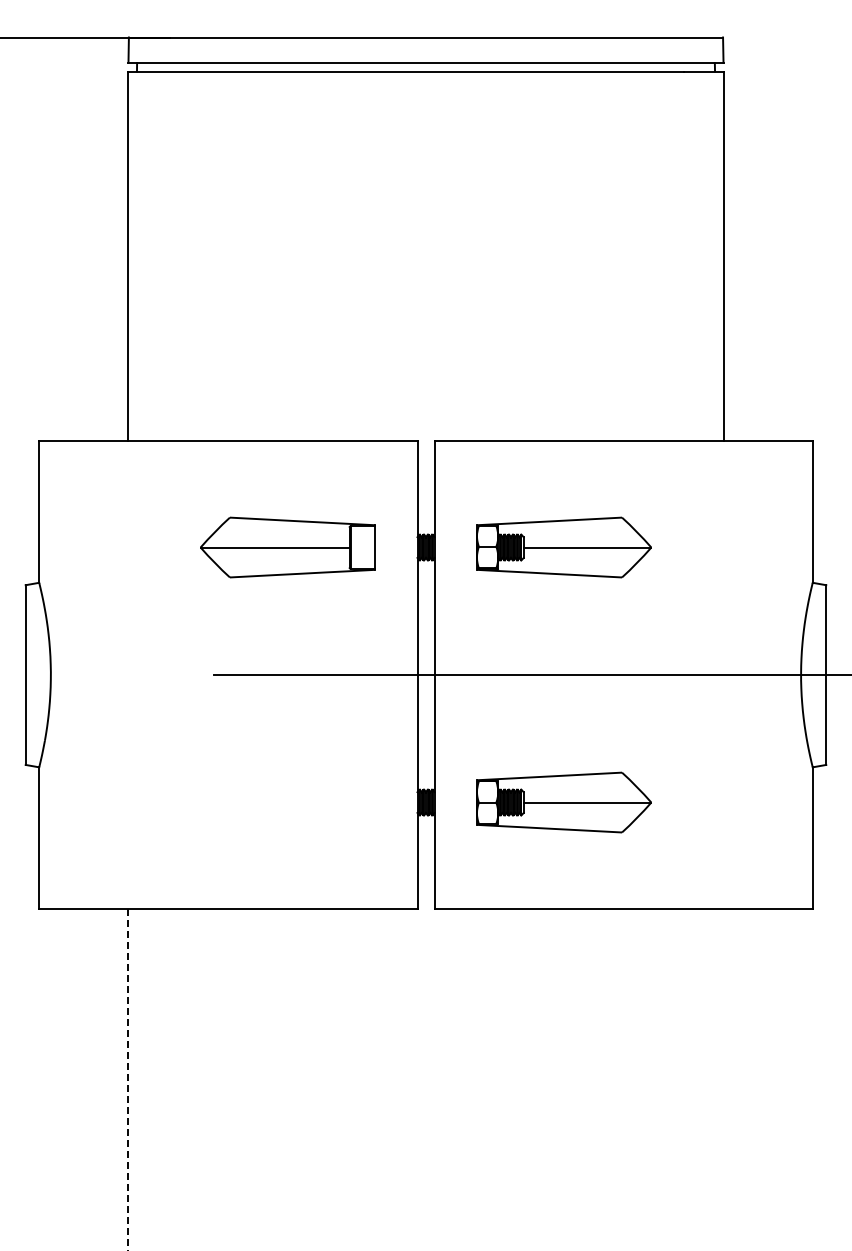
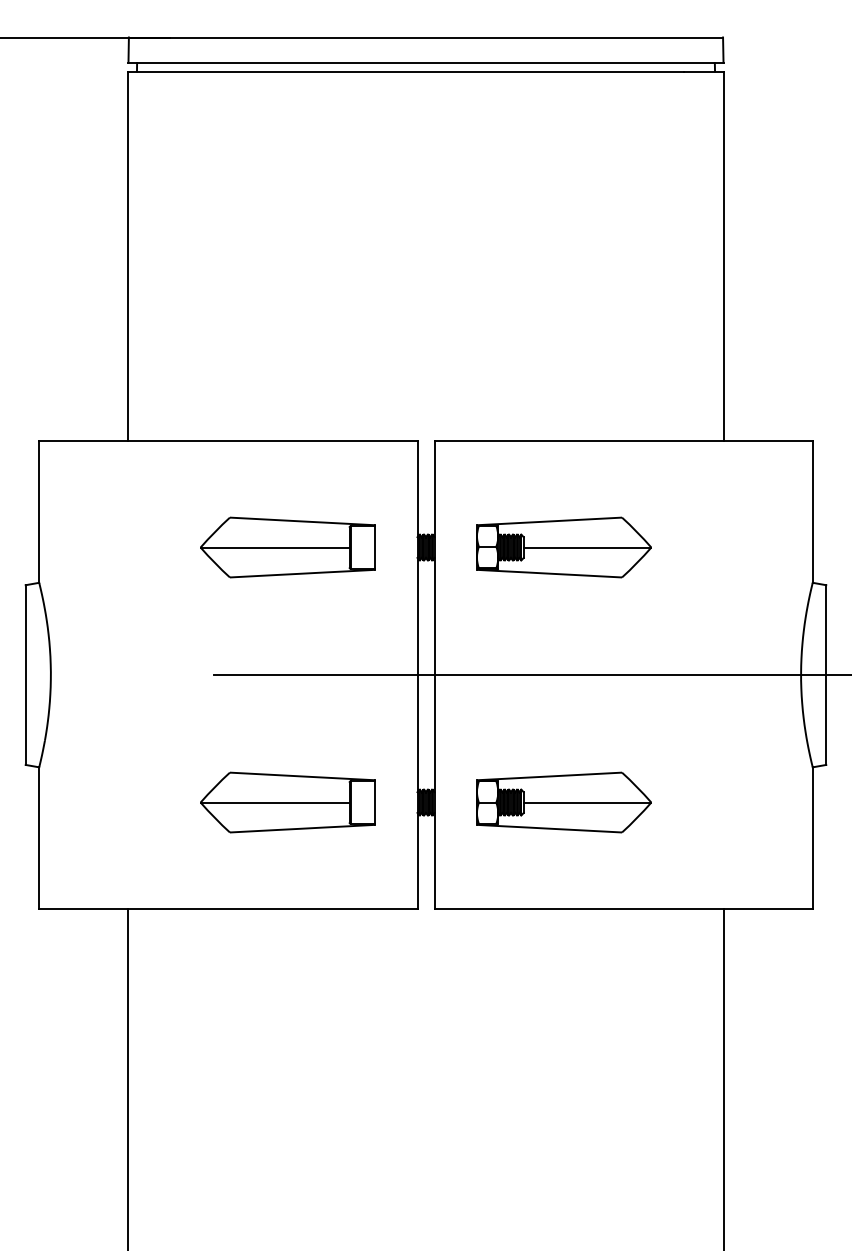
part: none -> present (287, 802)
line: none -> present (723, 1077)
line: dashed -> solid (128, 1079)
